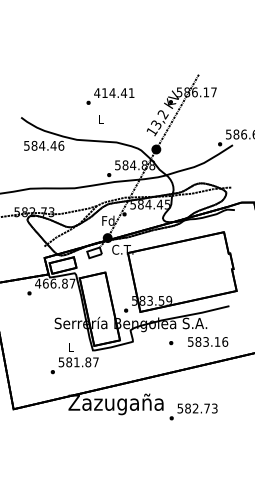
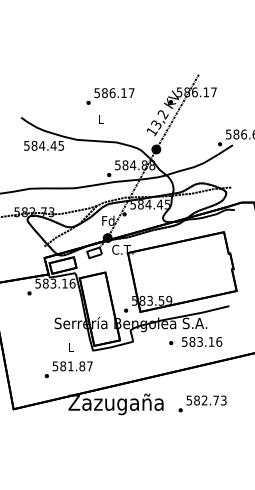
text: 414.41 -> 586.17 (114, 93)
text: 584.46 -> 584.45 (61, 145)
text: 466.87 -> 583.16 (55, 283)
text position: (208, 341) -> (202, 341) (202, 341)
text position: (74, 365) -> (68, 369) (68, 369)
text position: (193, 411) -> (202, 403) (202, 403)
